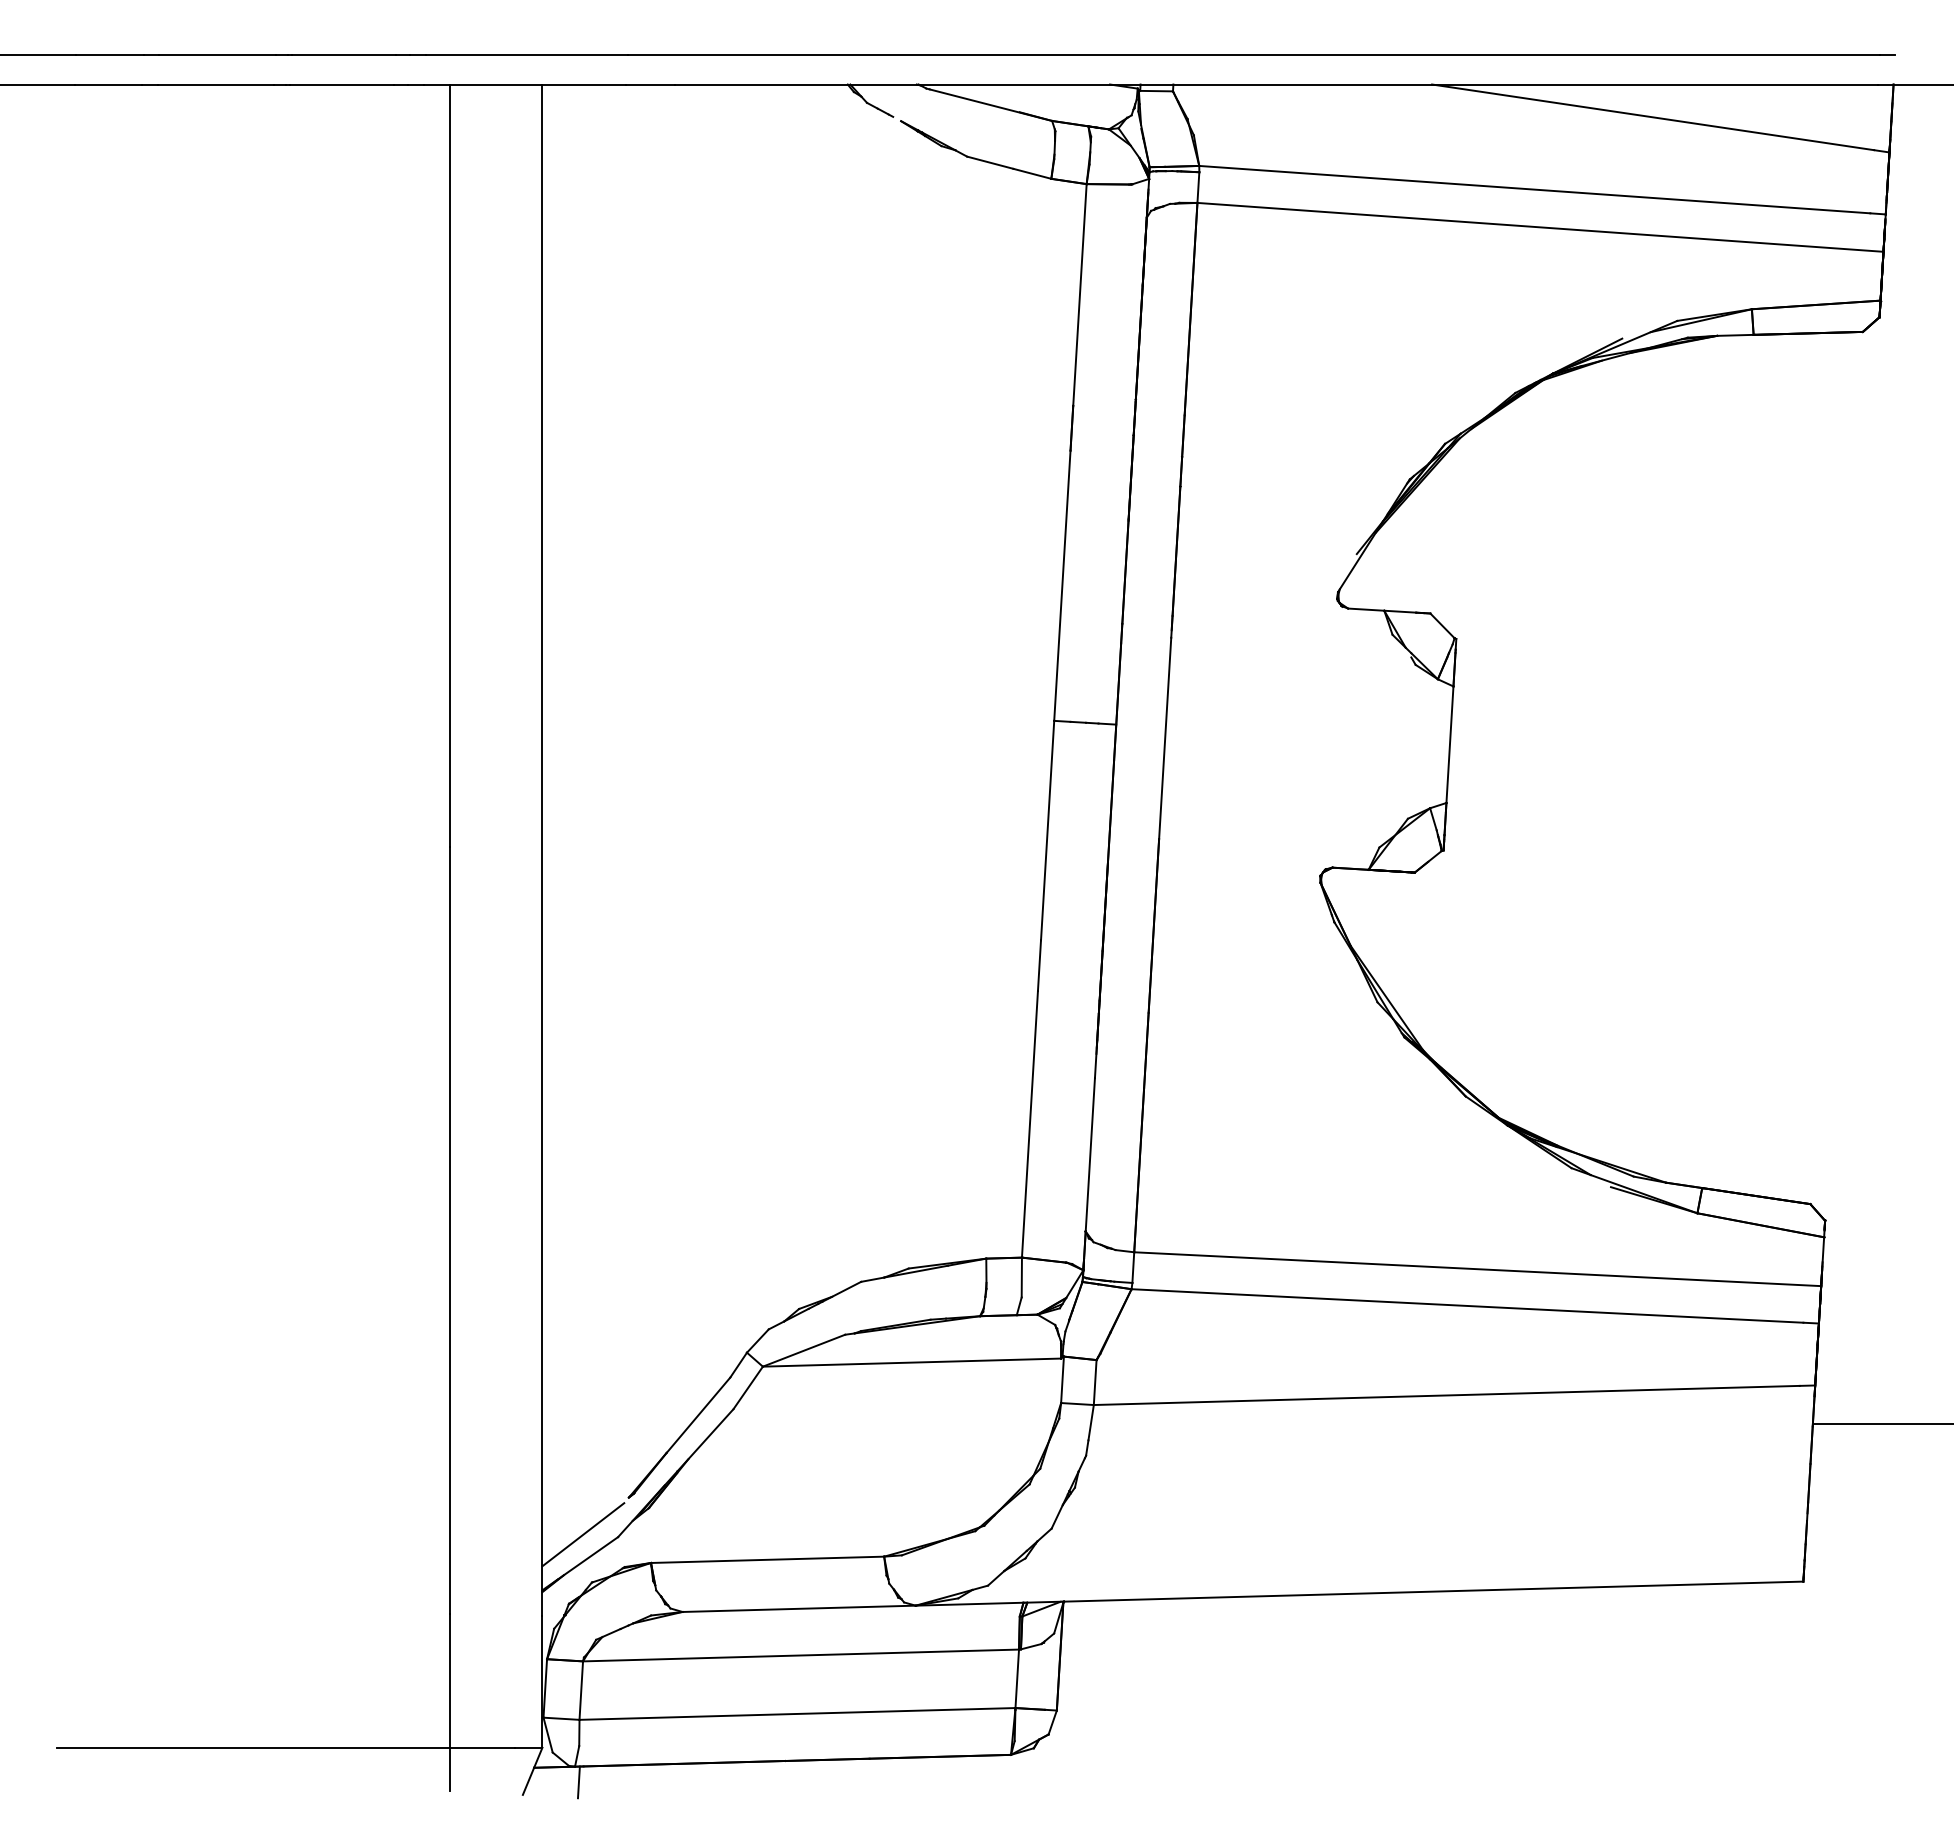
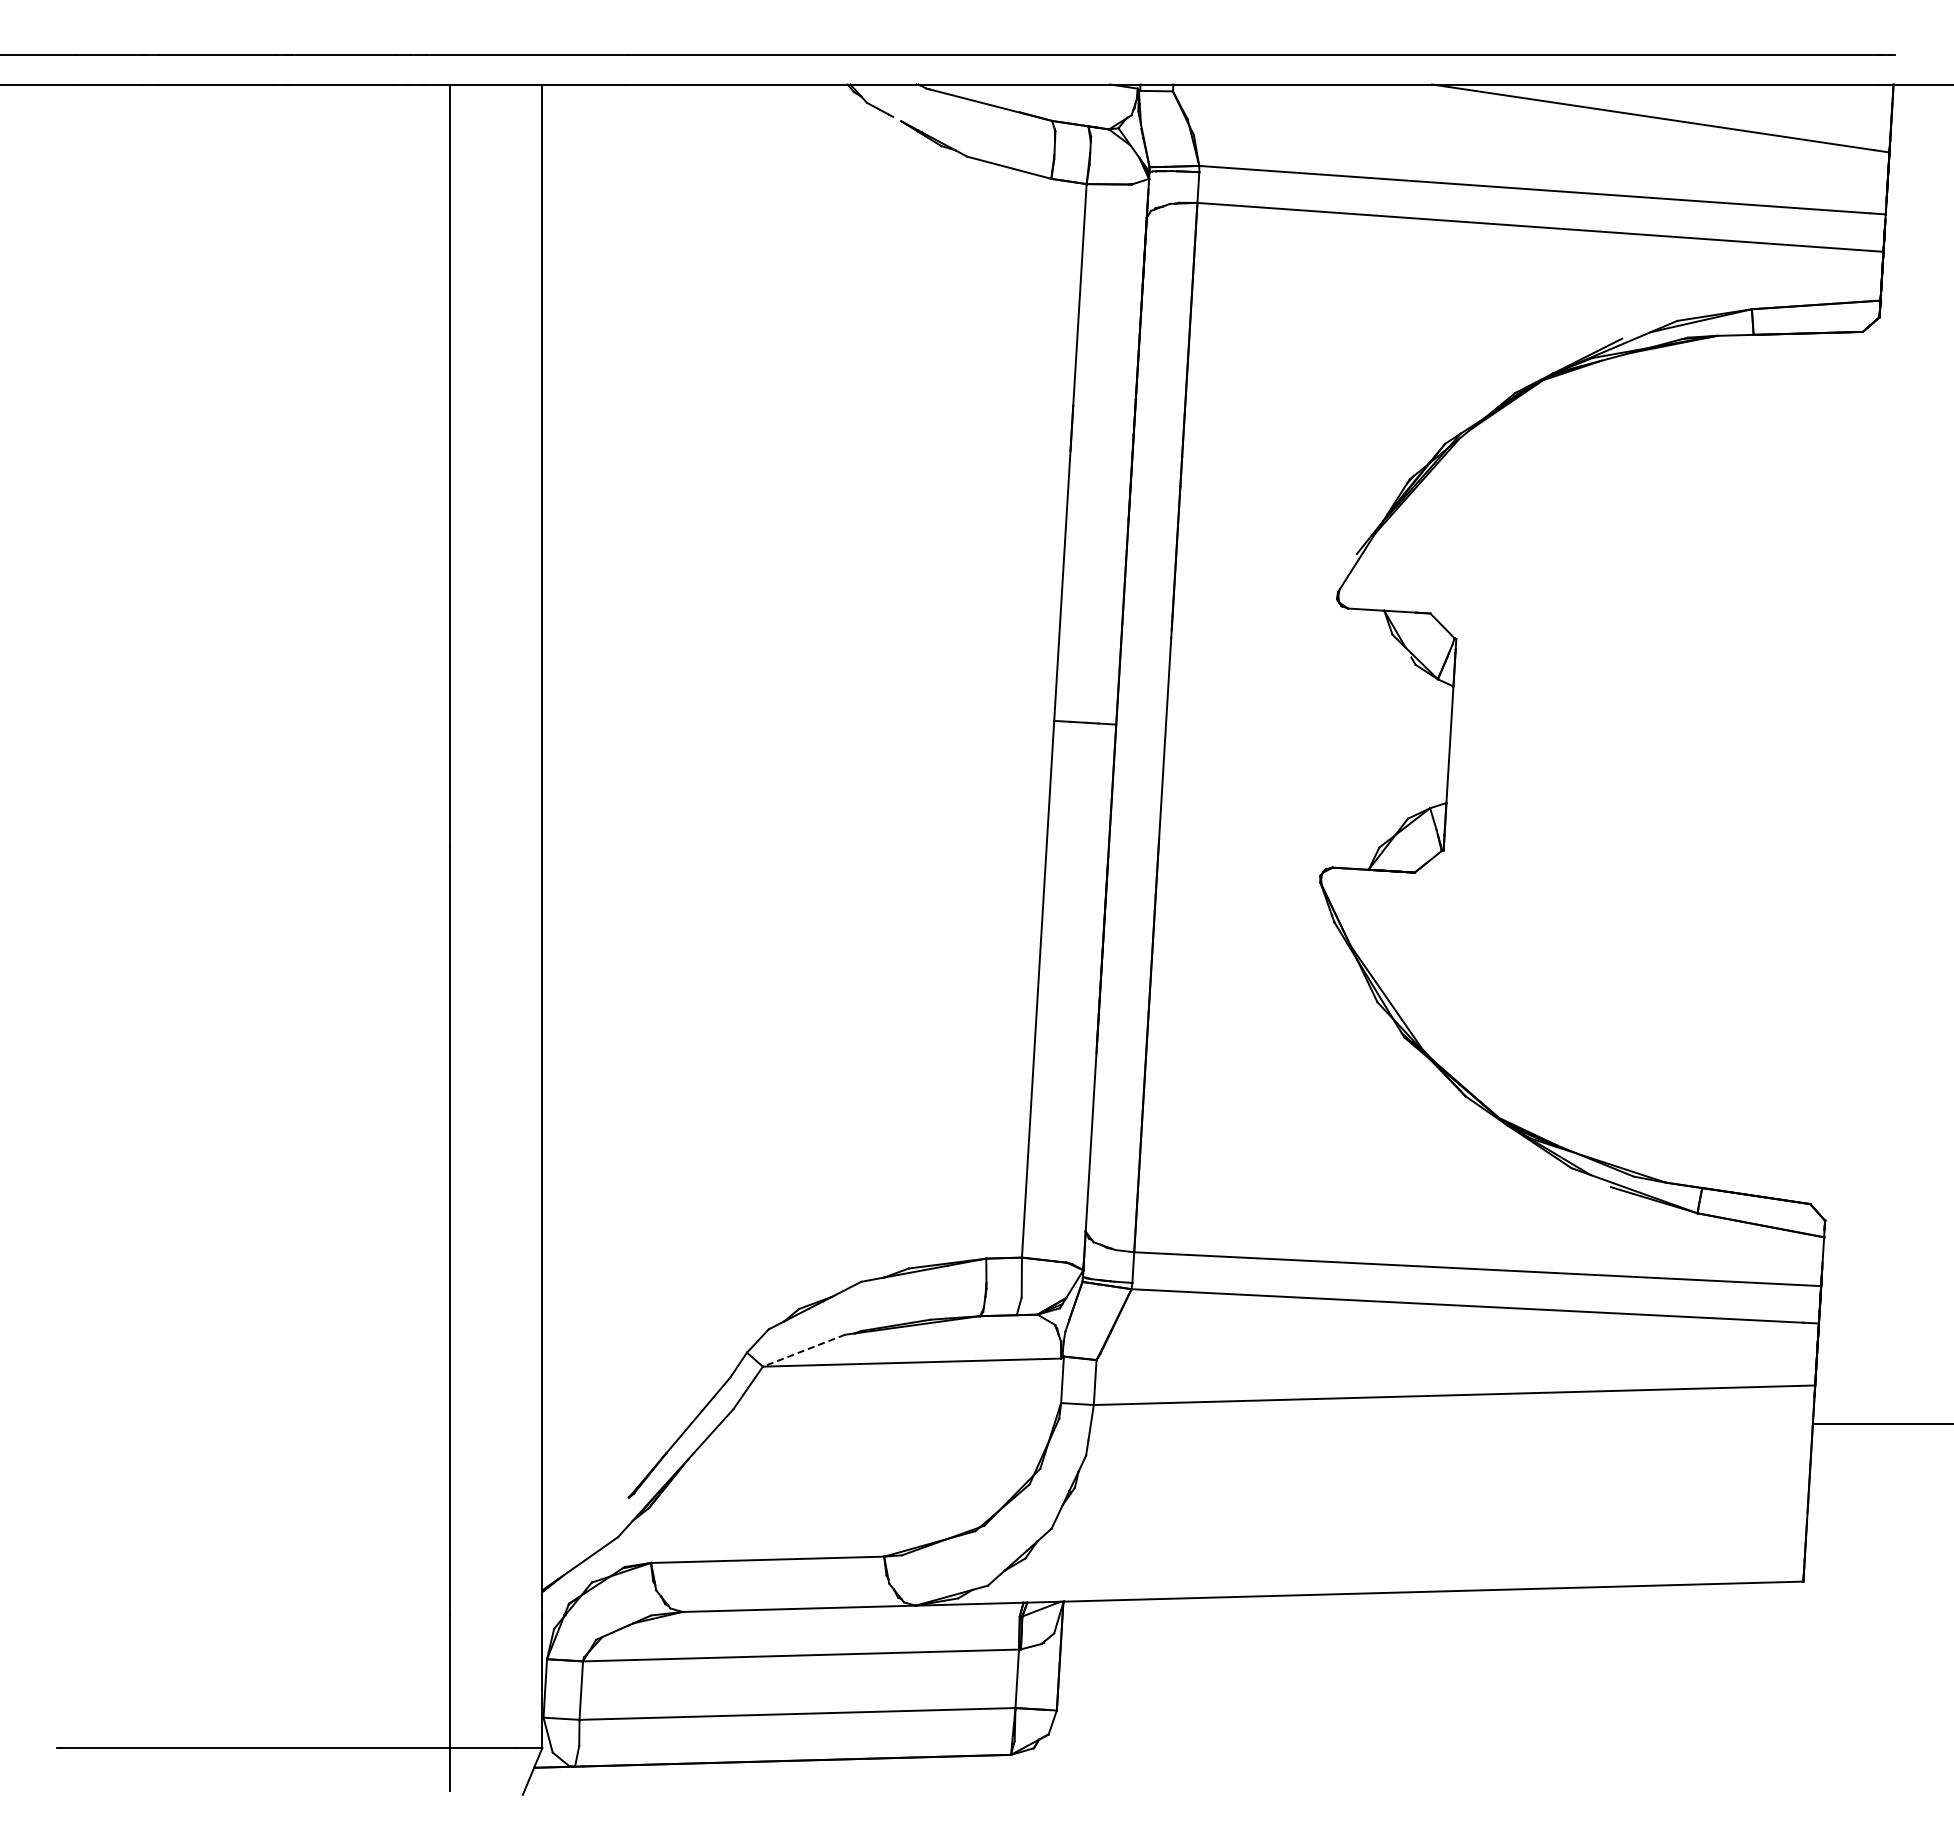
line: solid -> dashed (803, 1350)
line: present -> none (583, 1534)
line: present -> none (578, 1782)
